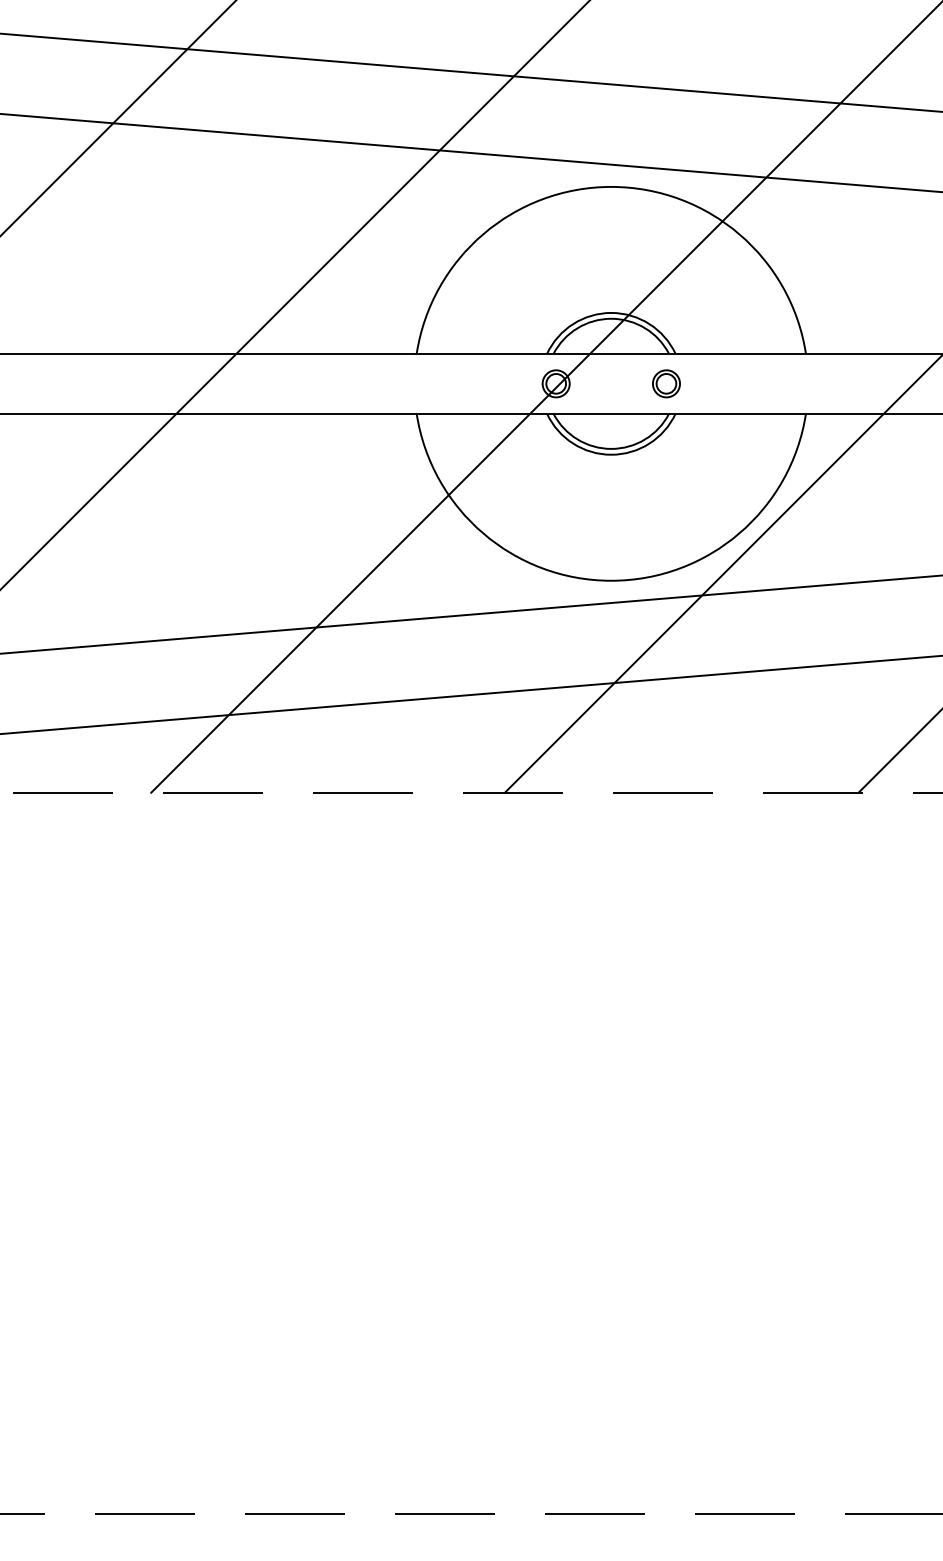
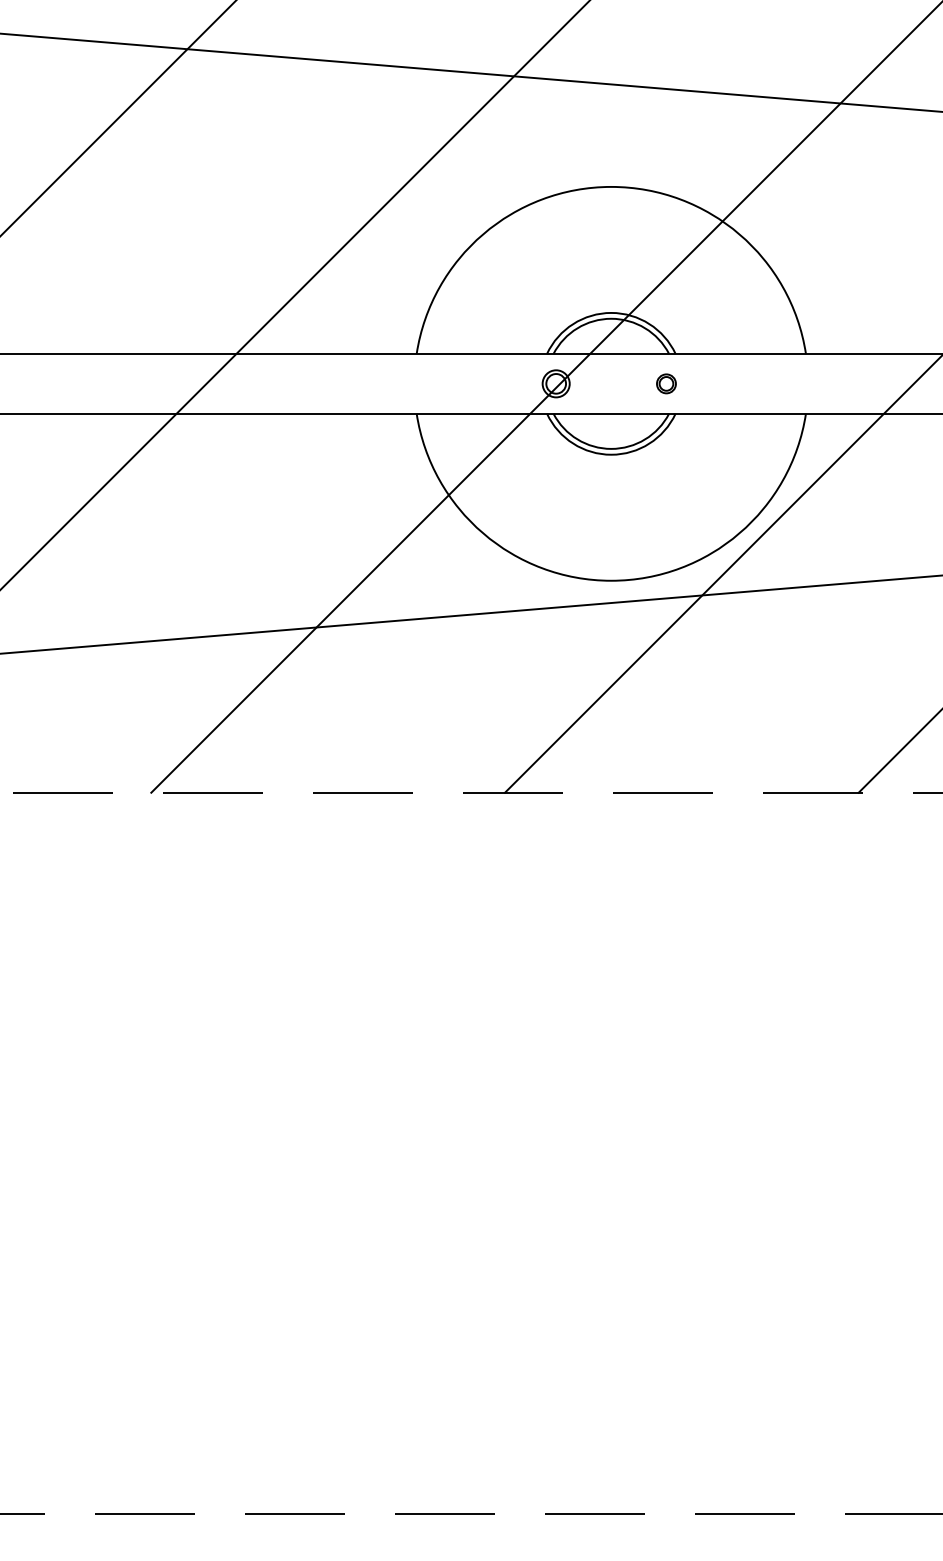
line: present -> none (470, 152)
part size: 29x30 px -> 21x22 px (666, 383)
line: present -> none (470, 694)
